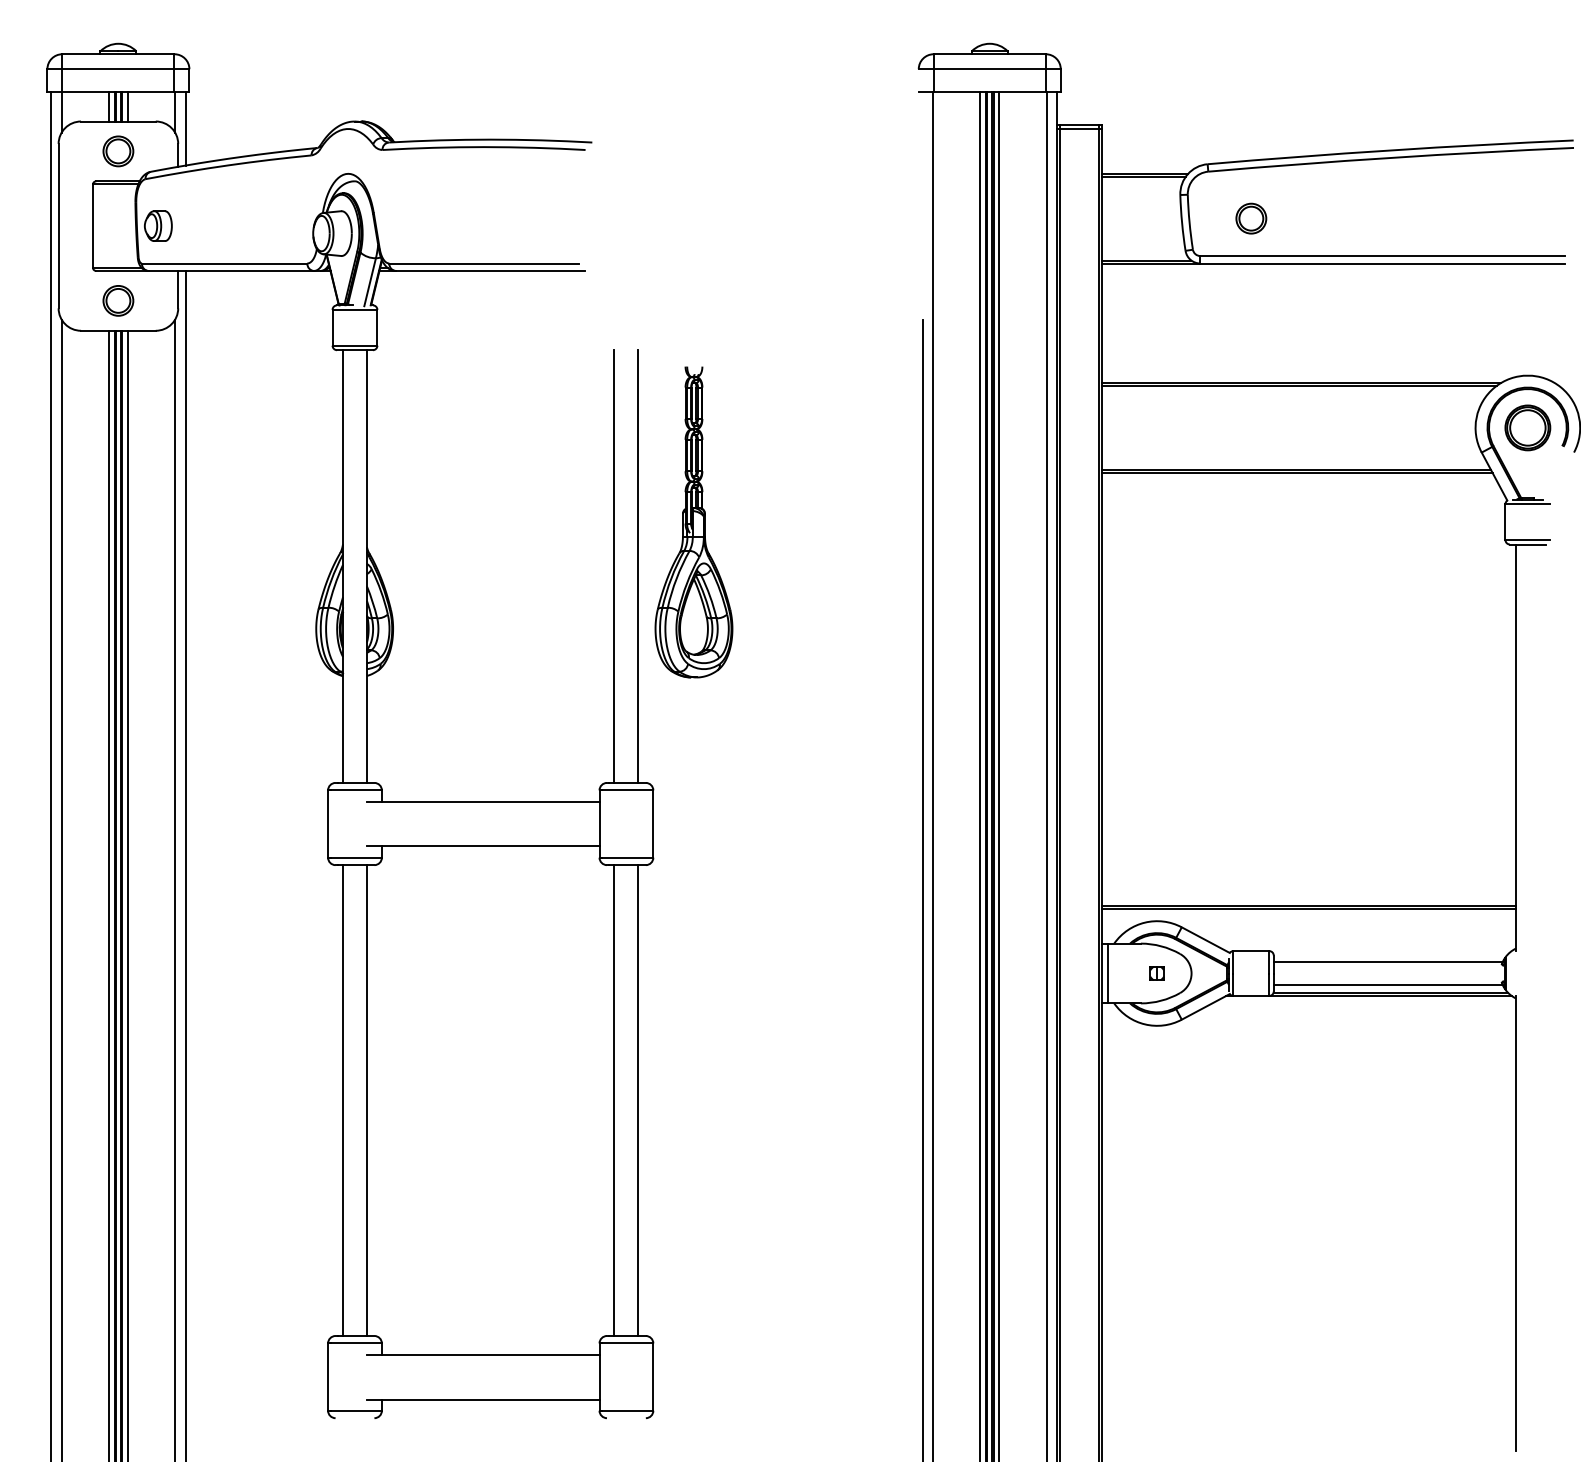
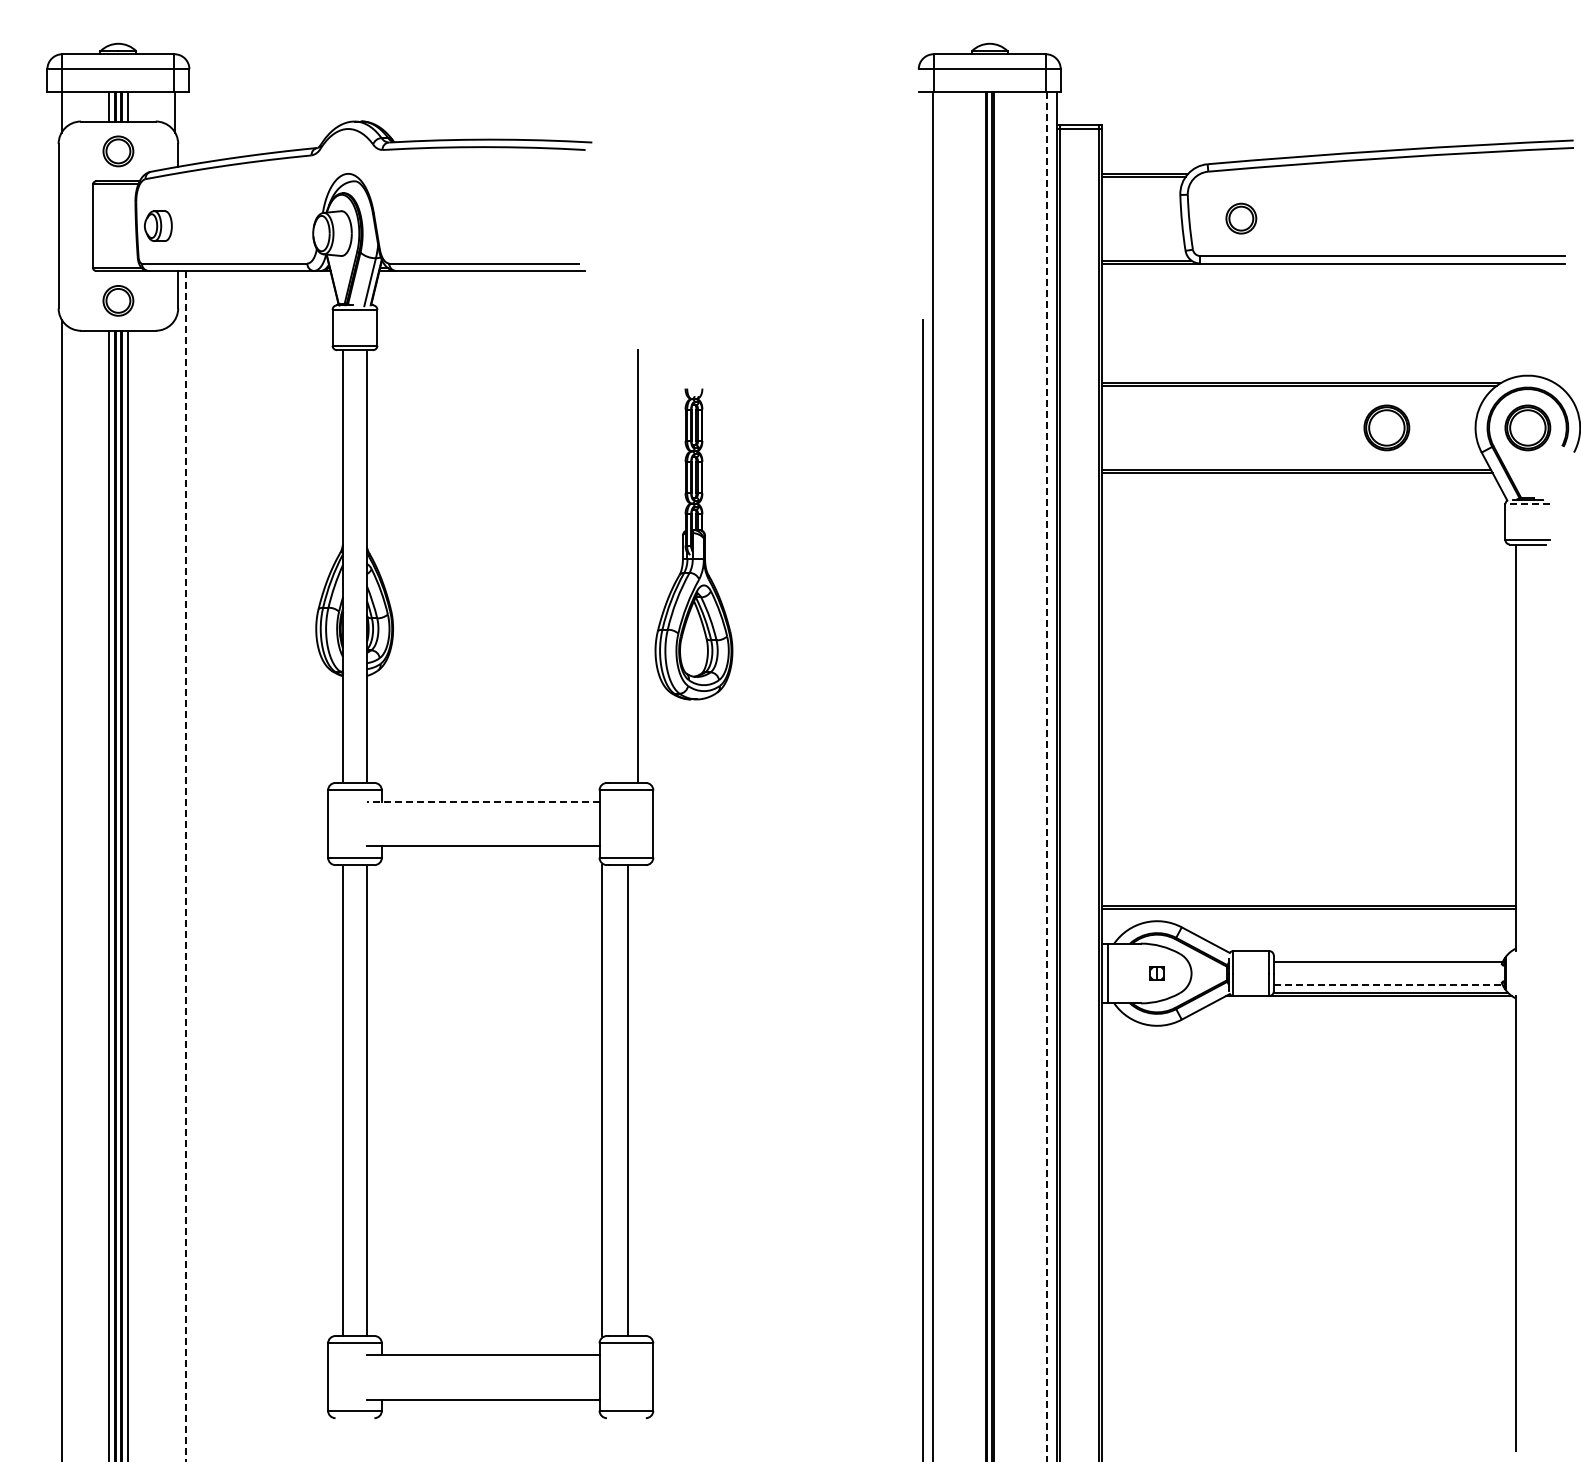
line: present -> none (185, 128)
part position: (1251, 218) -> (1241, 218) (1241, 218)
part: none -> present (1386, 427)
line: solid -> dashed (1527, 504)
part position: (693, 522) -> (693, 544) (693, 544)
line: present -> none (614, 566)
line: present -> none (51, 774)
line: present -> none (980, 774)
line: present -> none (999, 774)
line: solid -> dashed (1046, 776)
line: solid -> dashed (482, 801)
line: solid -> dashed (185, 866)
line: present -> none (175, 888)
line: solid -> dashed (1388, 985)
line position: (614, 1100) -> (602, 1100) (602, 1100)
line position: (638, 1100) -> (628, 1100) (628, 1100)
